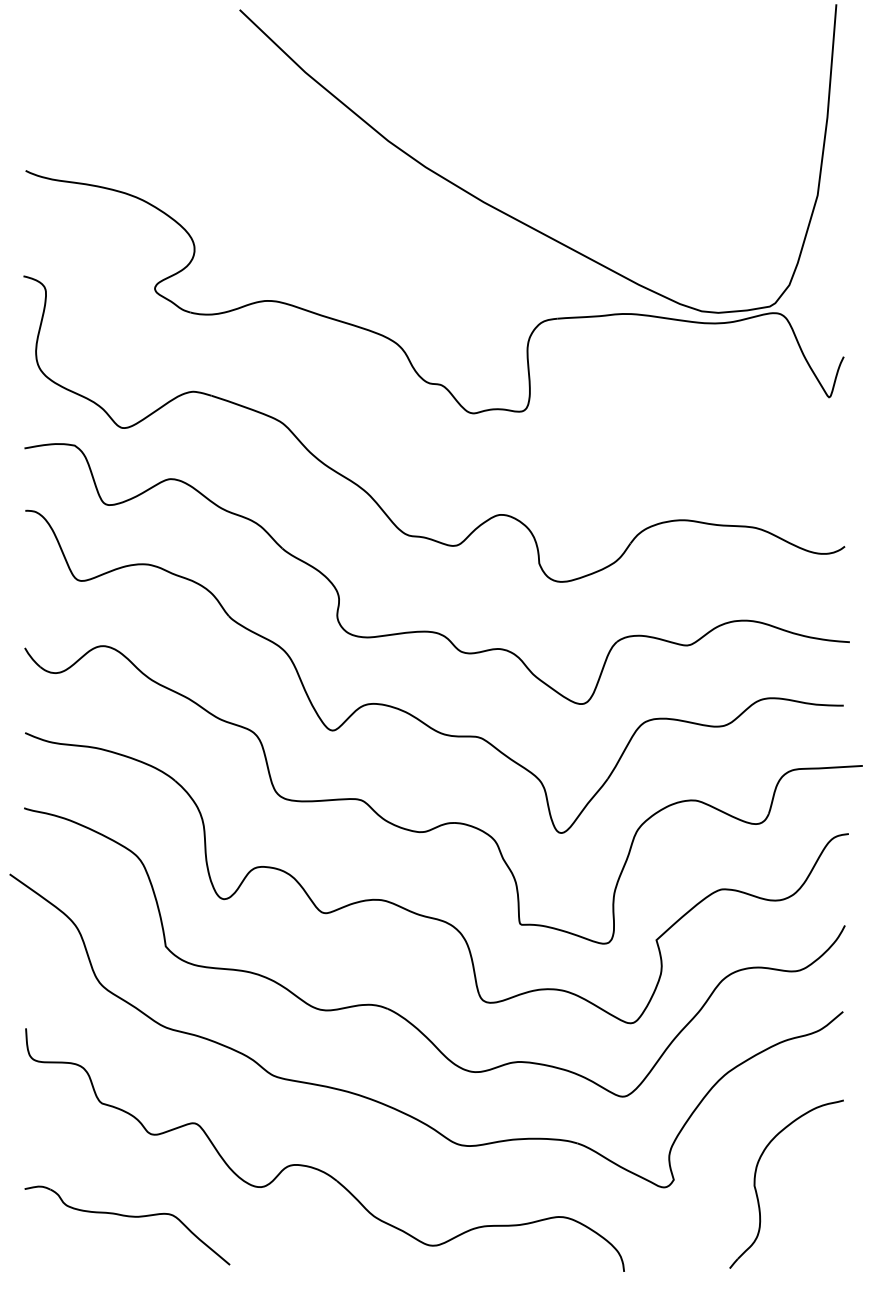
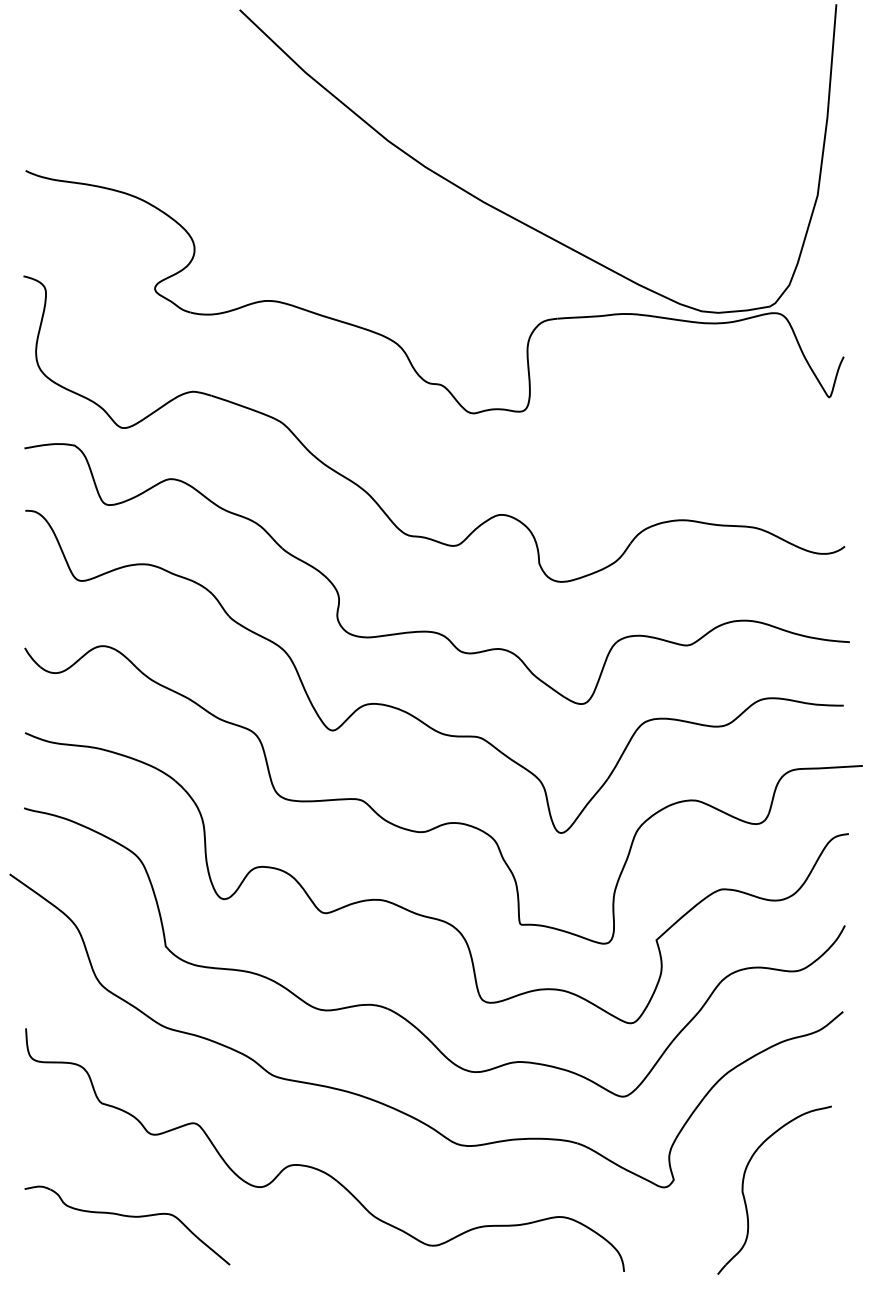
part position: (757, 1192) -> (745, 1198) (745, 1198)
